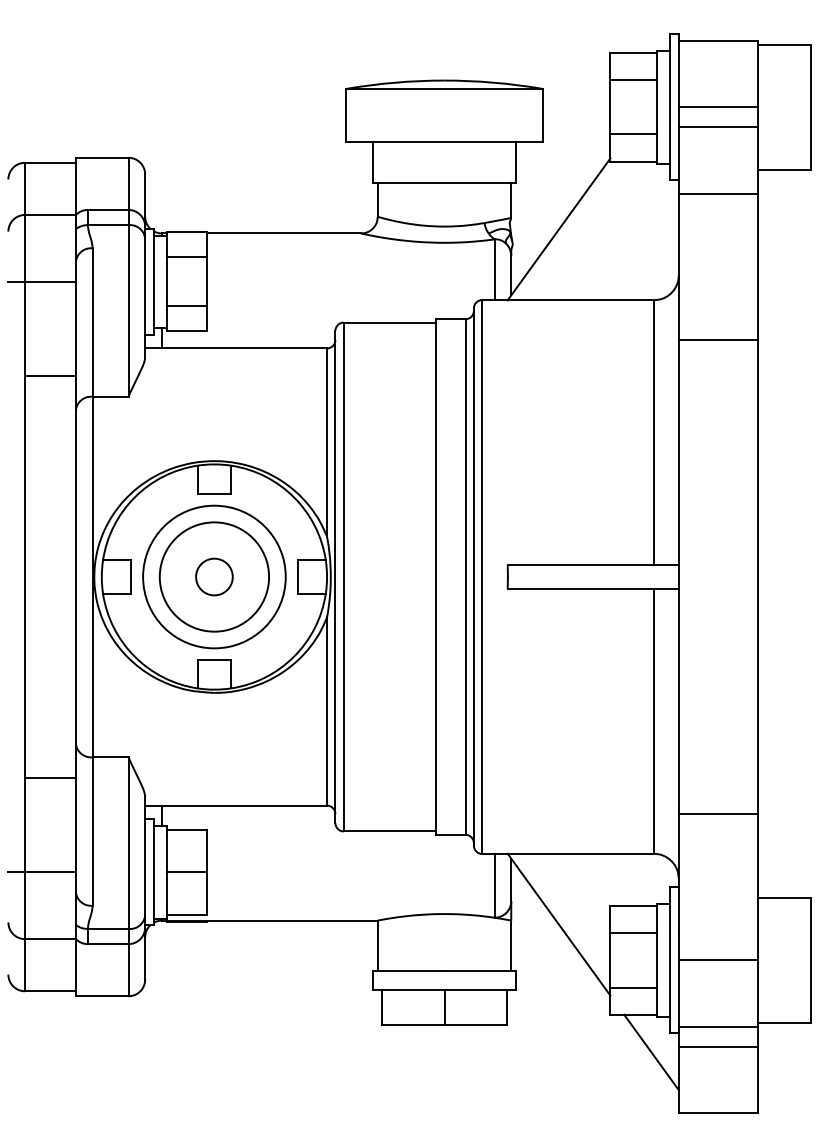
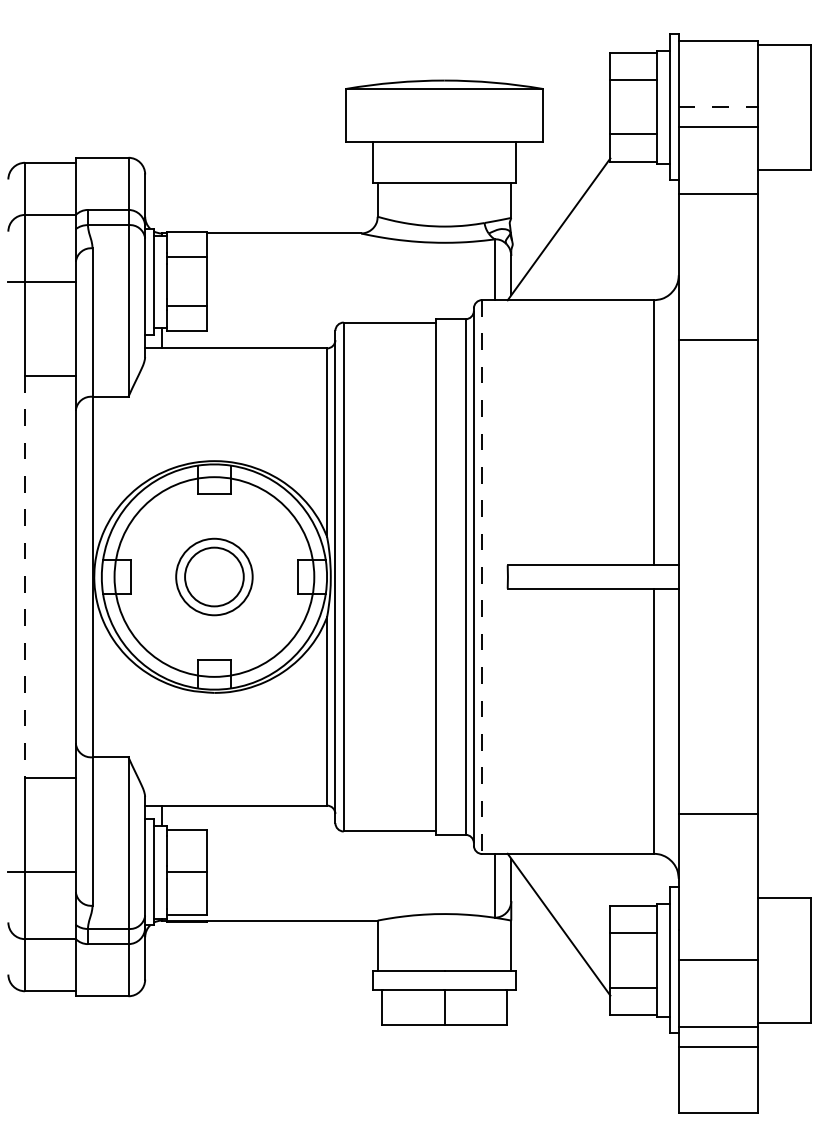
line: solid -> dashed (718, 107)
circle diameter: 109 px -> 77 px (214, 576)
circle diameter: 143 px -> 200 px (214, 576)
circle diameter: 37 px -> 59 px (214, 576)
line: solid -> dashed (25, 577)
line: solid -> dashed (482, 577)
line: present -> none (651, 1052)
